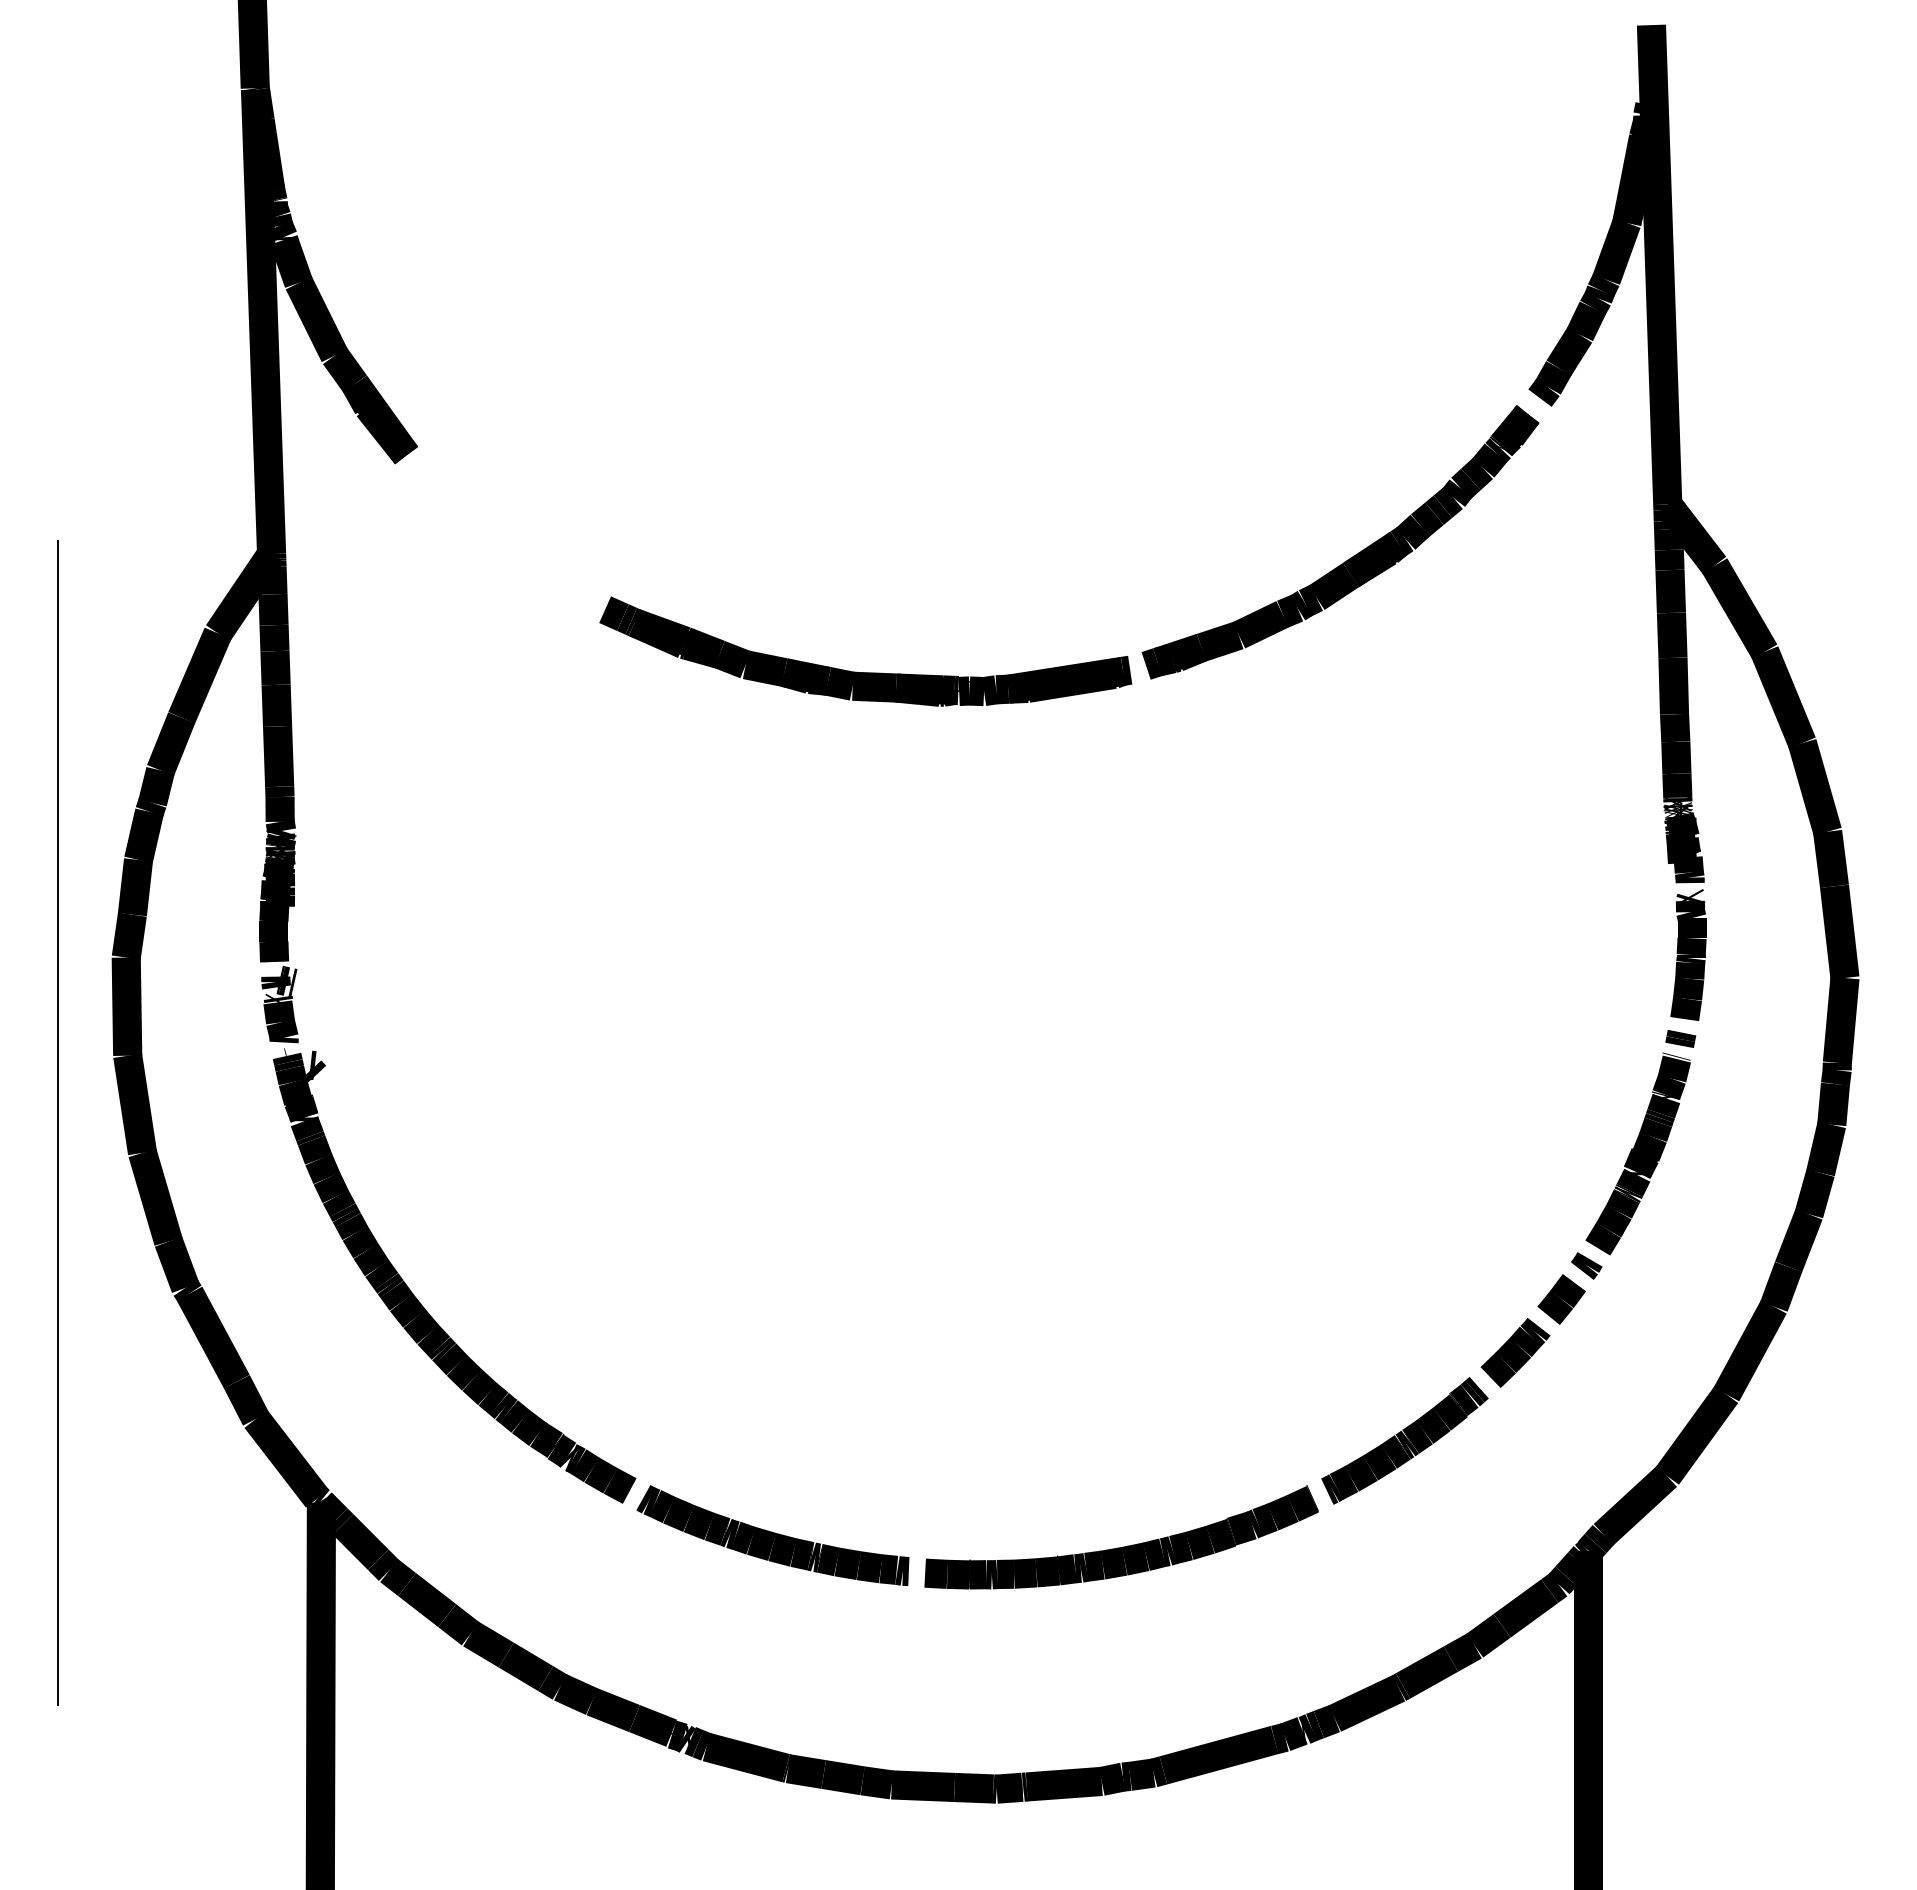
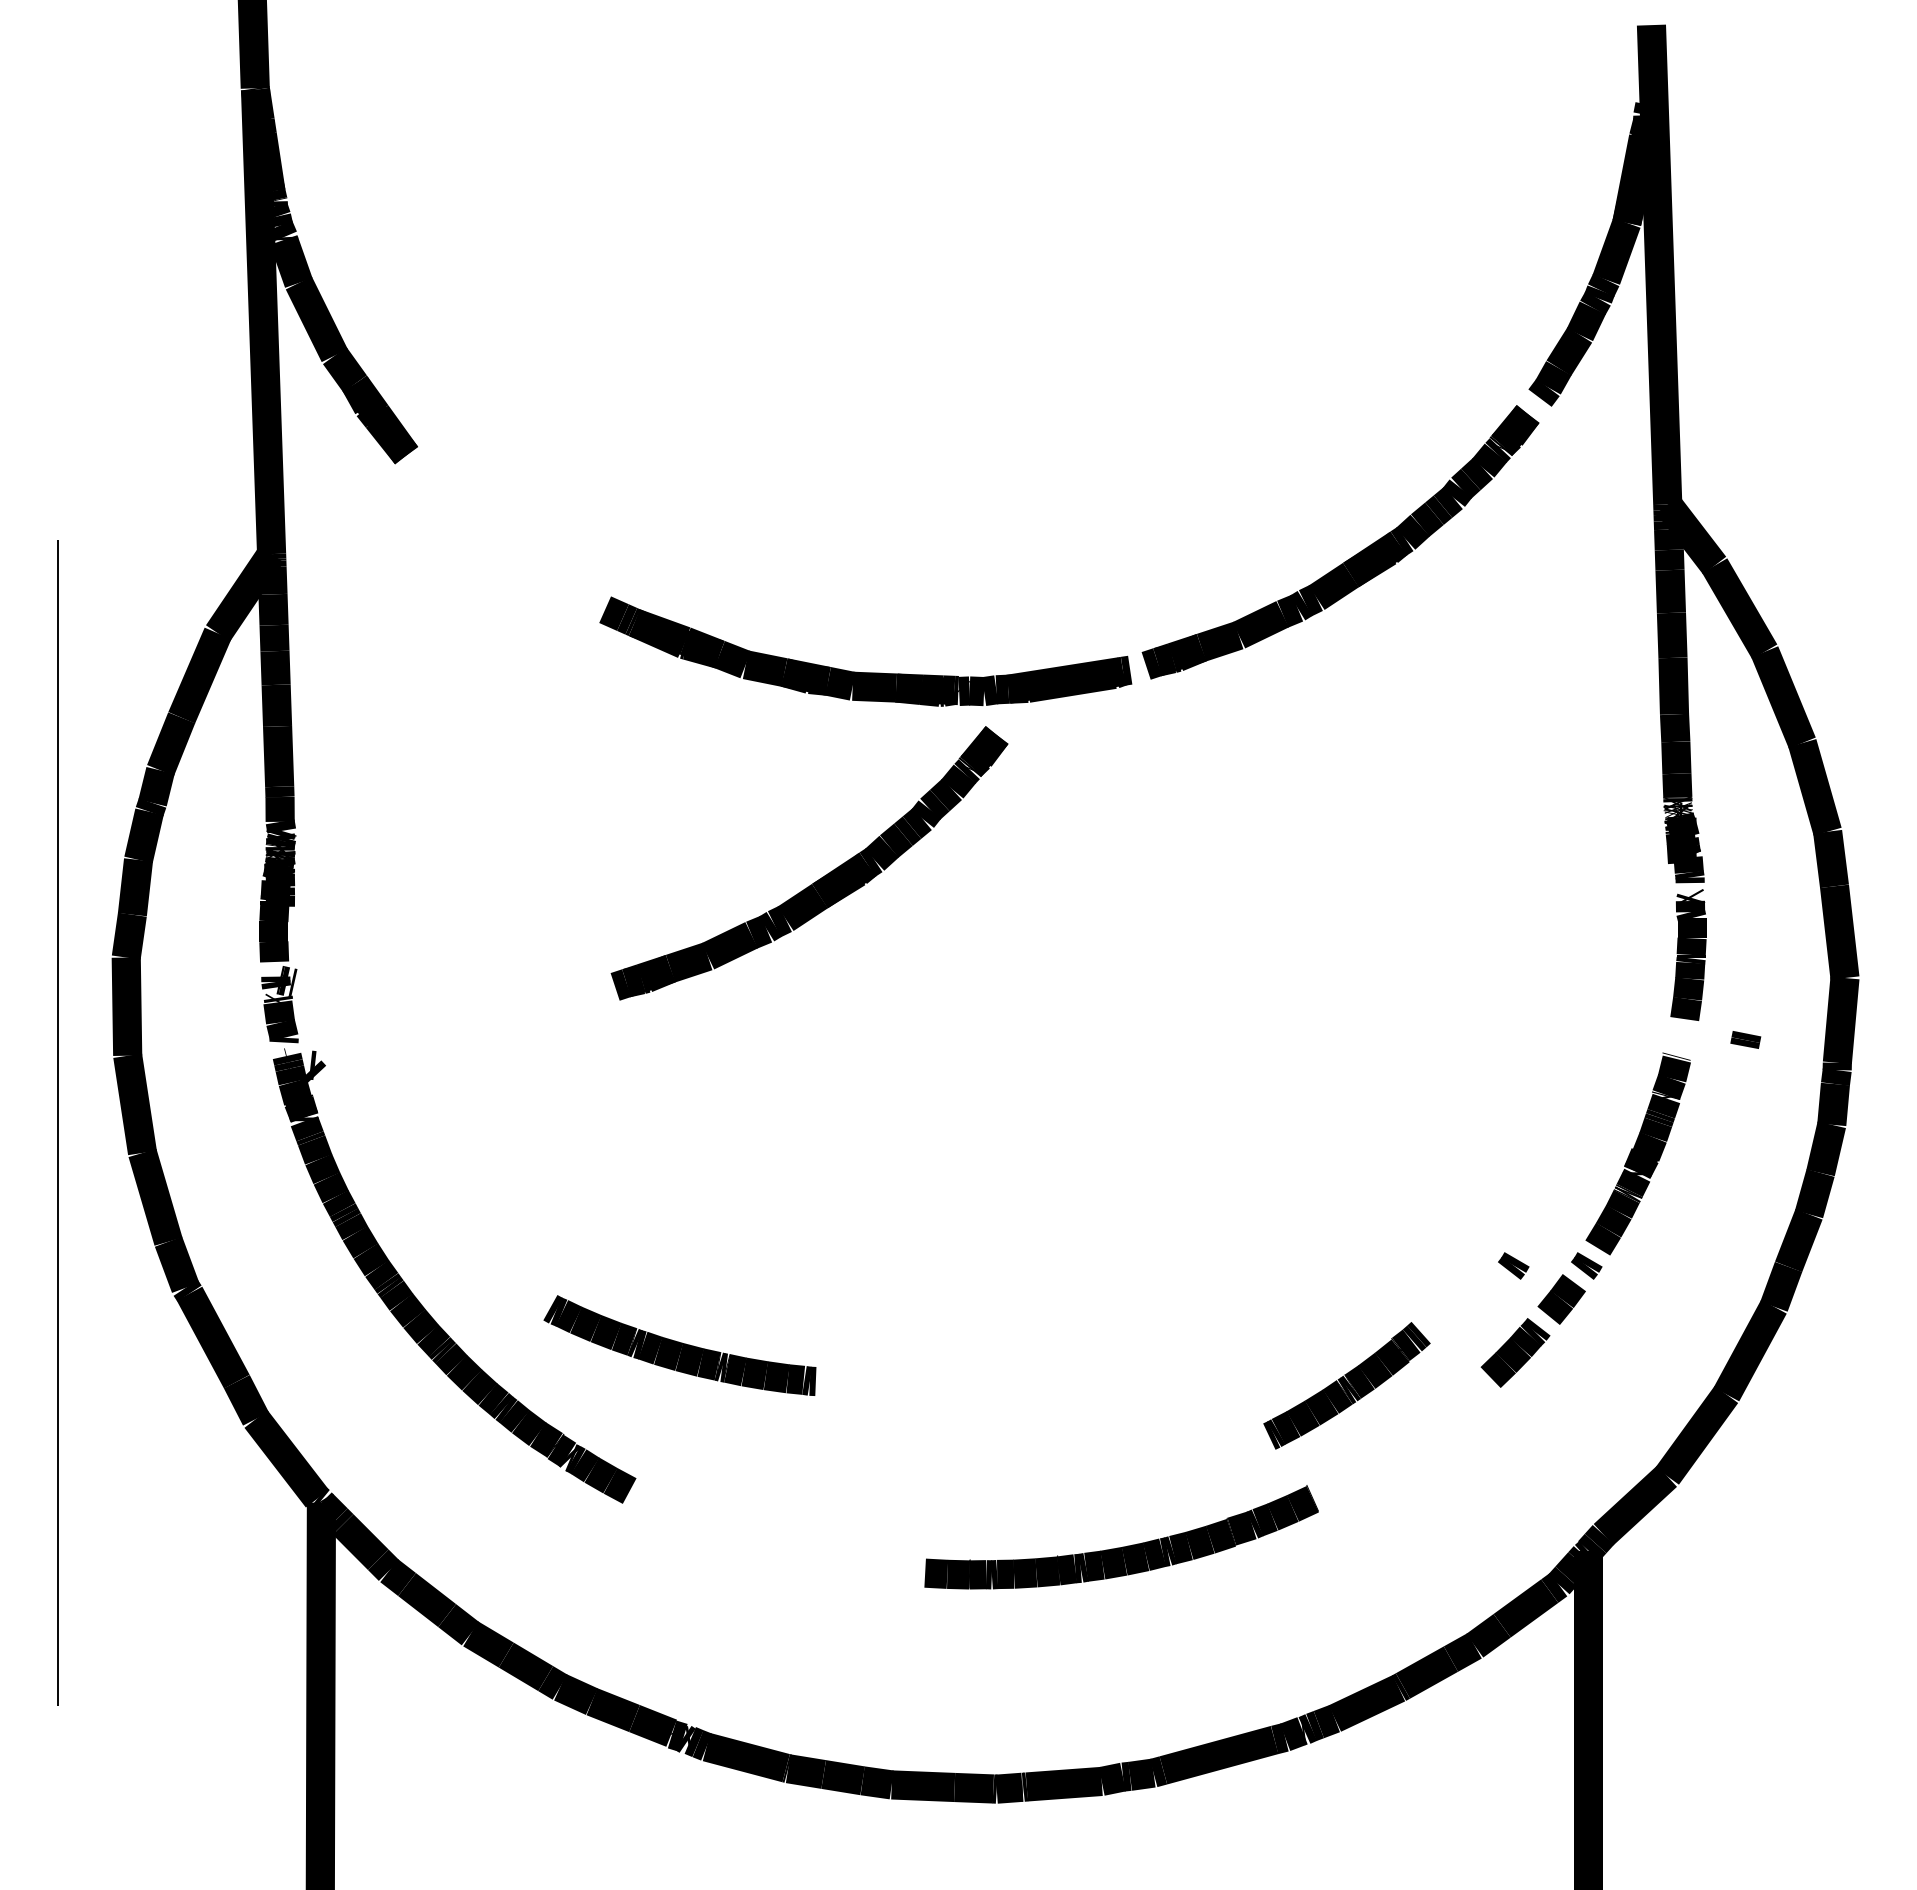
part: none -> present (819, 878)
part position: (1680, 1038) -> (1745, 1039) (1745, 1039)
part: none -> present (1513, 1265)
part position: (1404, 1440) -> (1346, 1385) (1346, 1385)
part position: (772, 1535) -> (679, 1345) (679, 1345)
